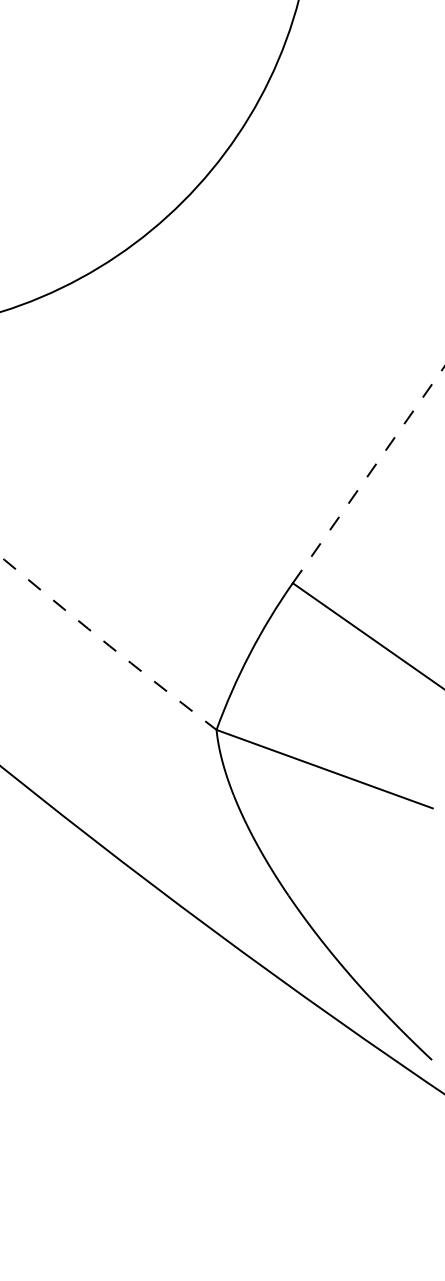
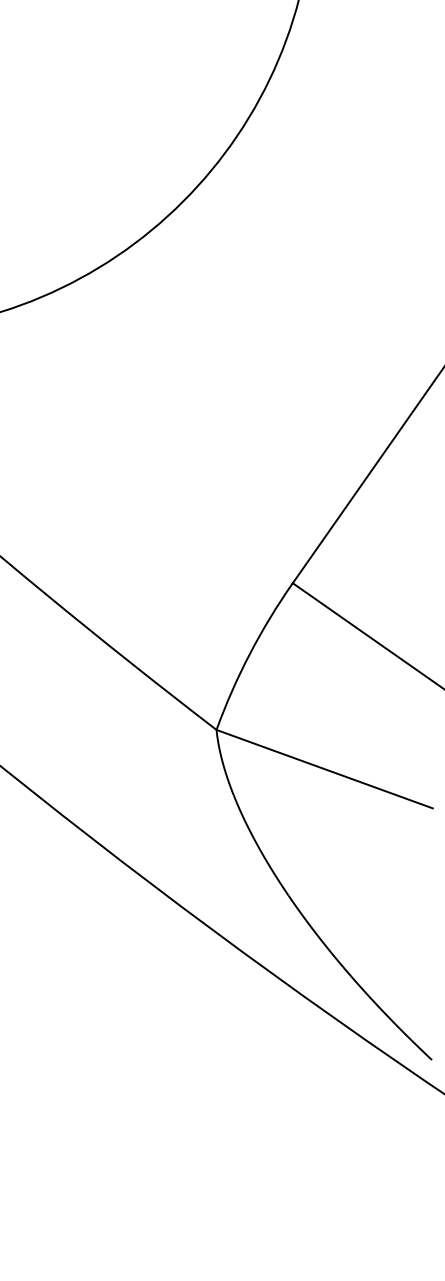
line: dashed -> solid (369, 474)
arc: dashed -> solid (107, 644)
